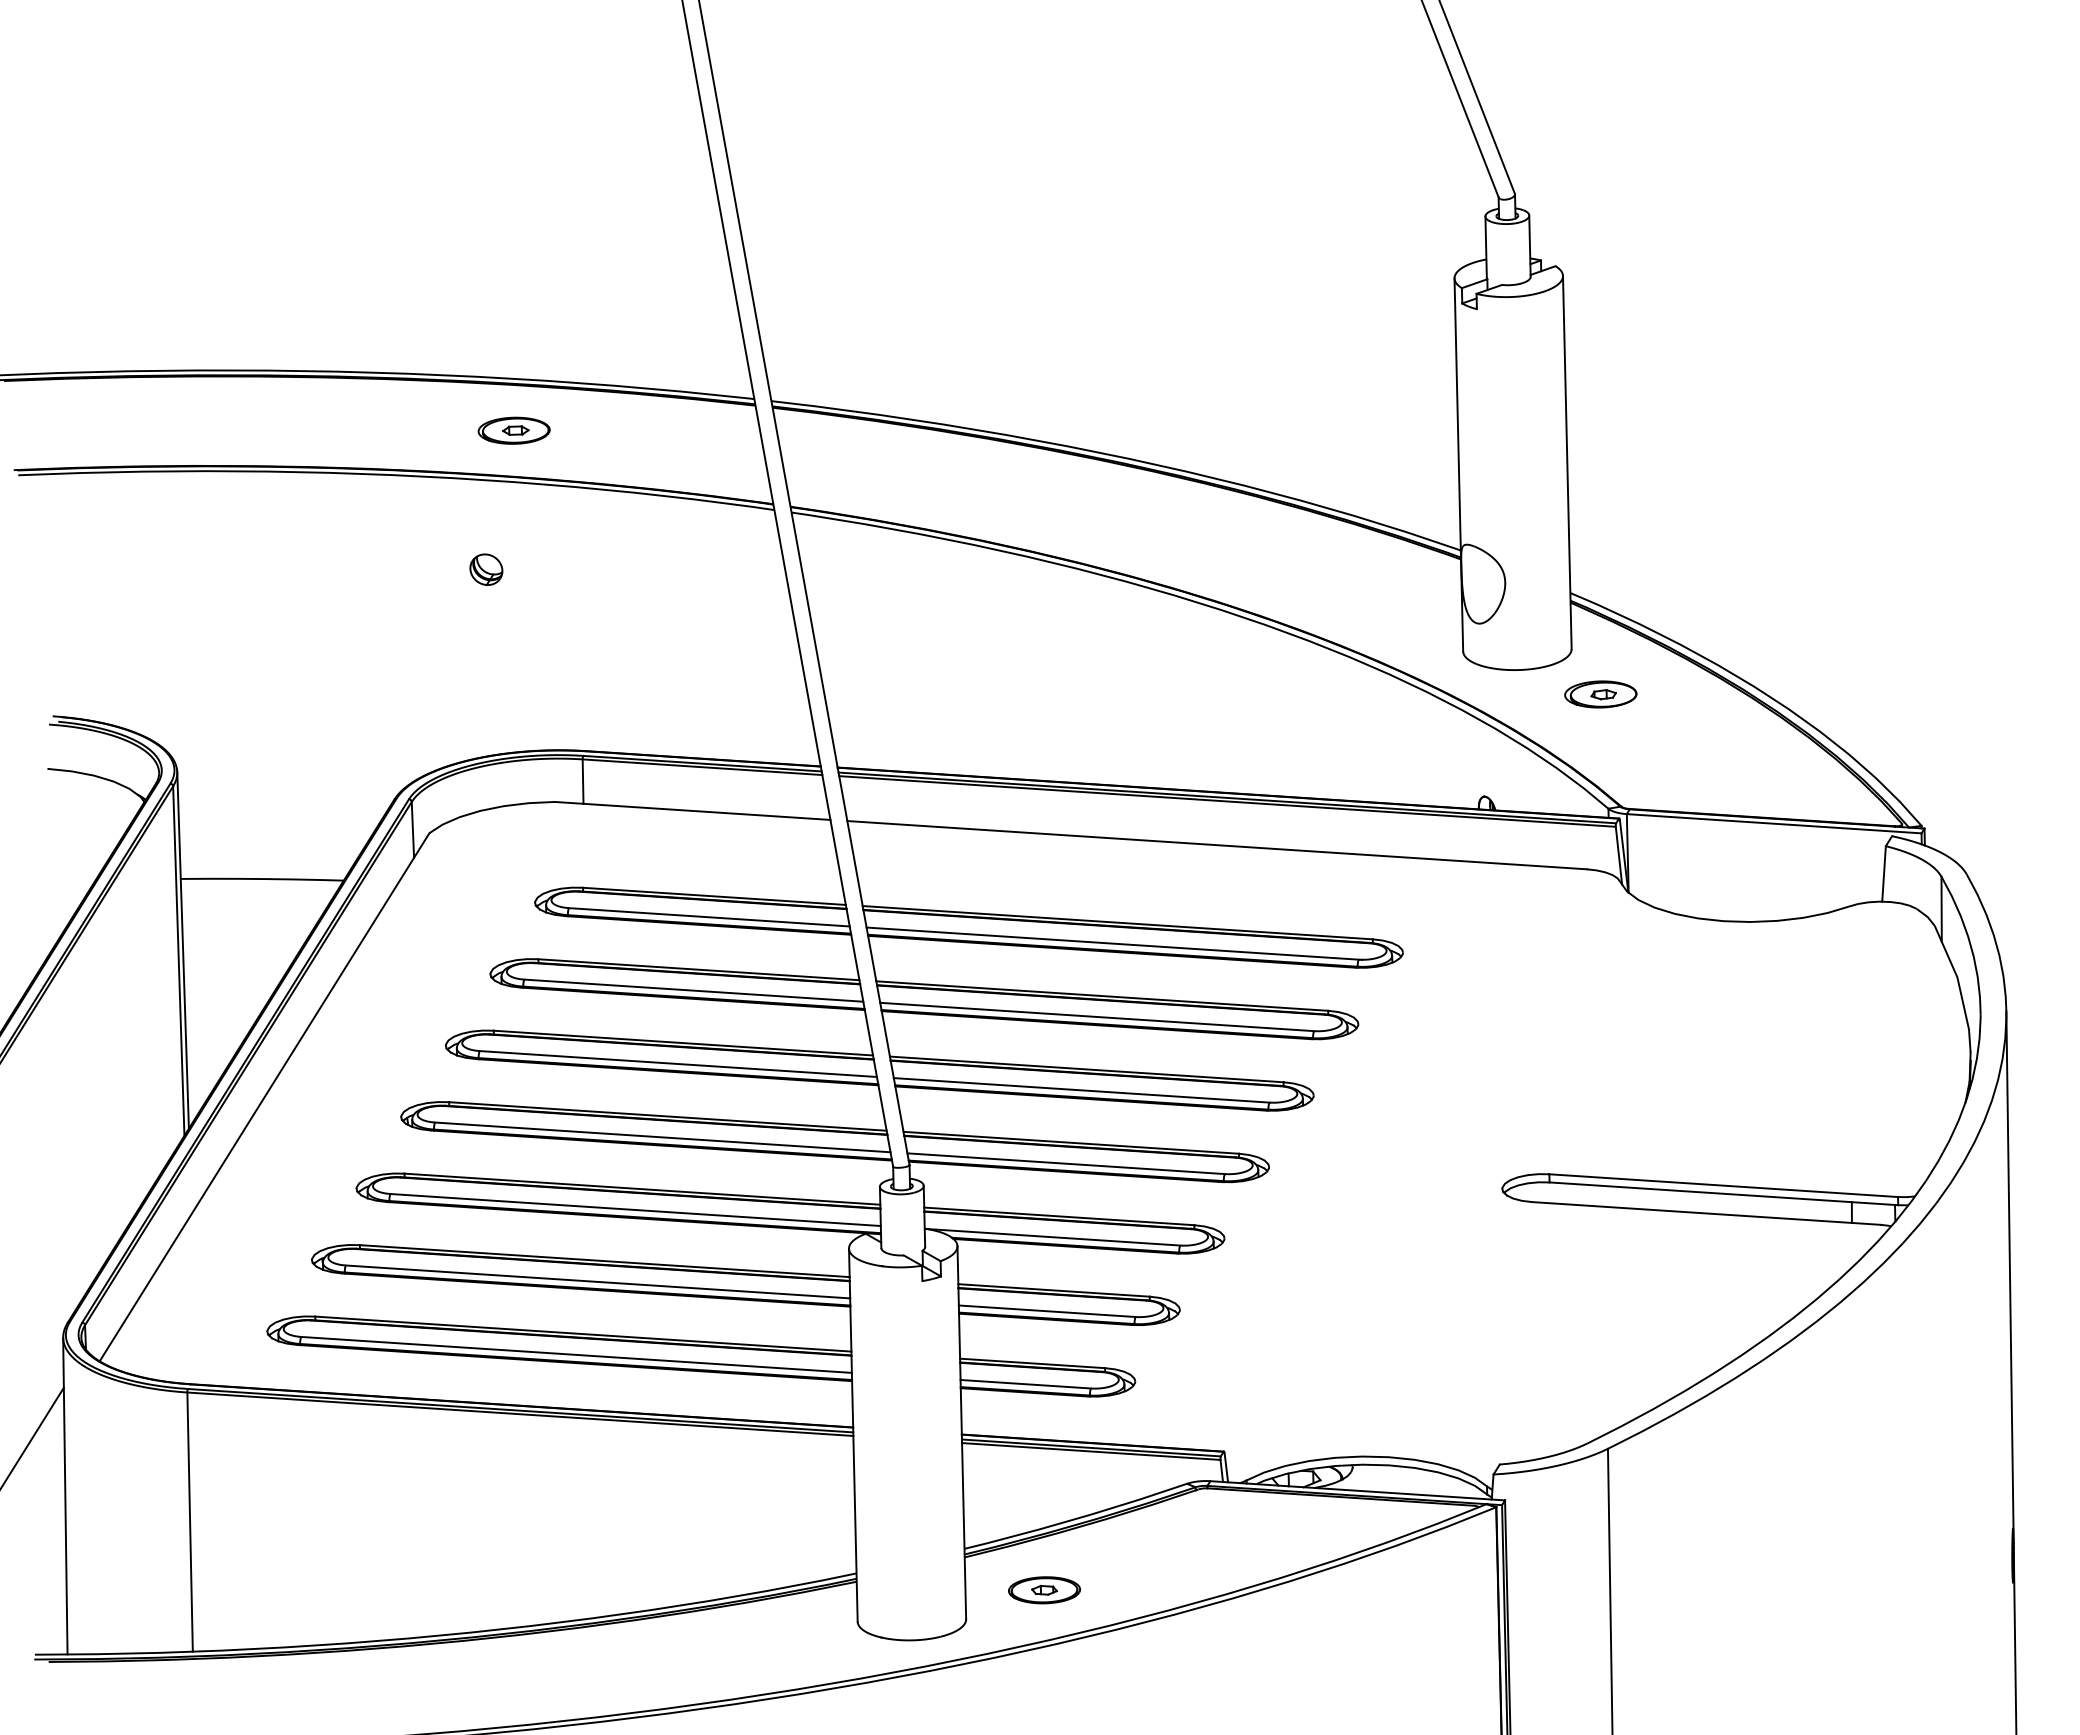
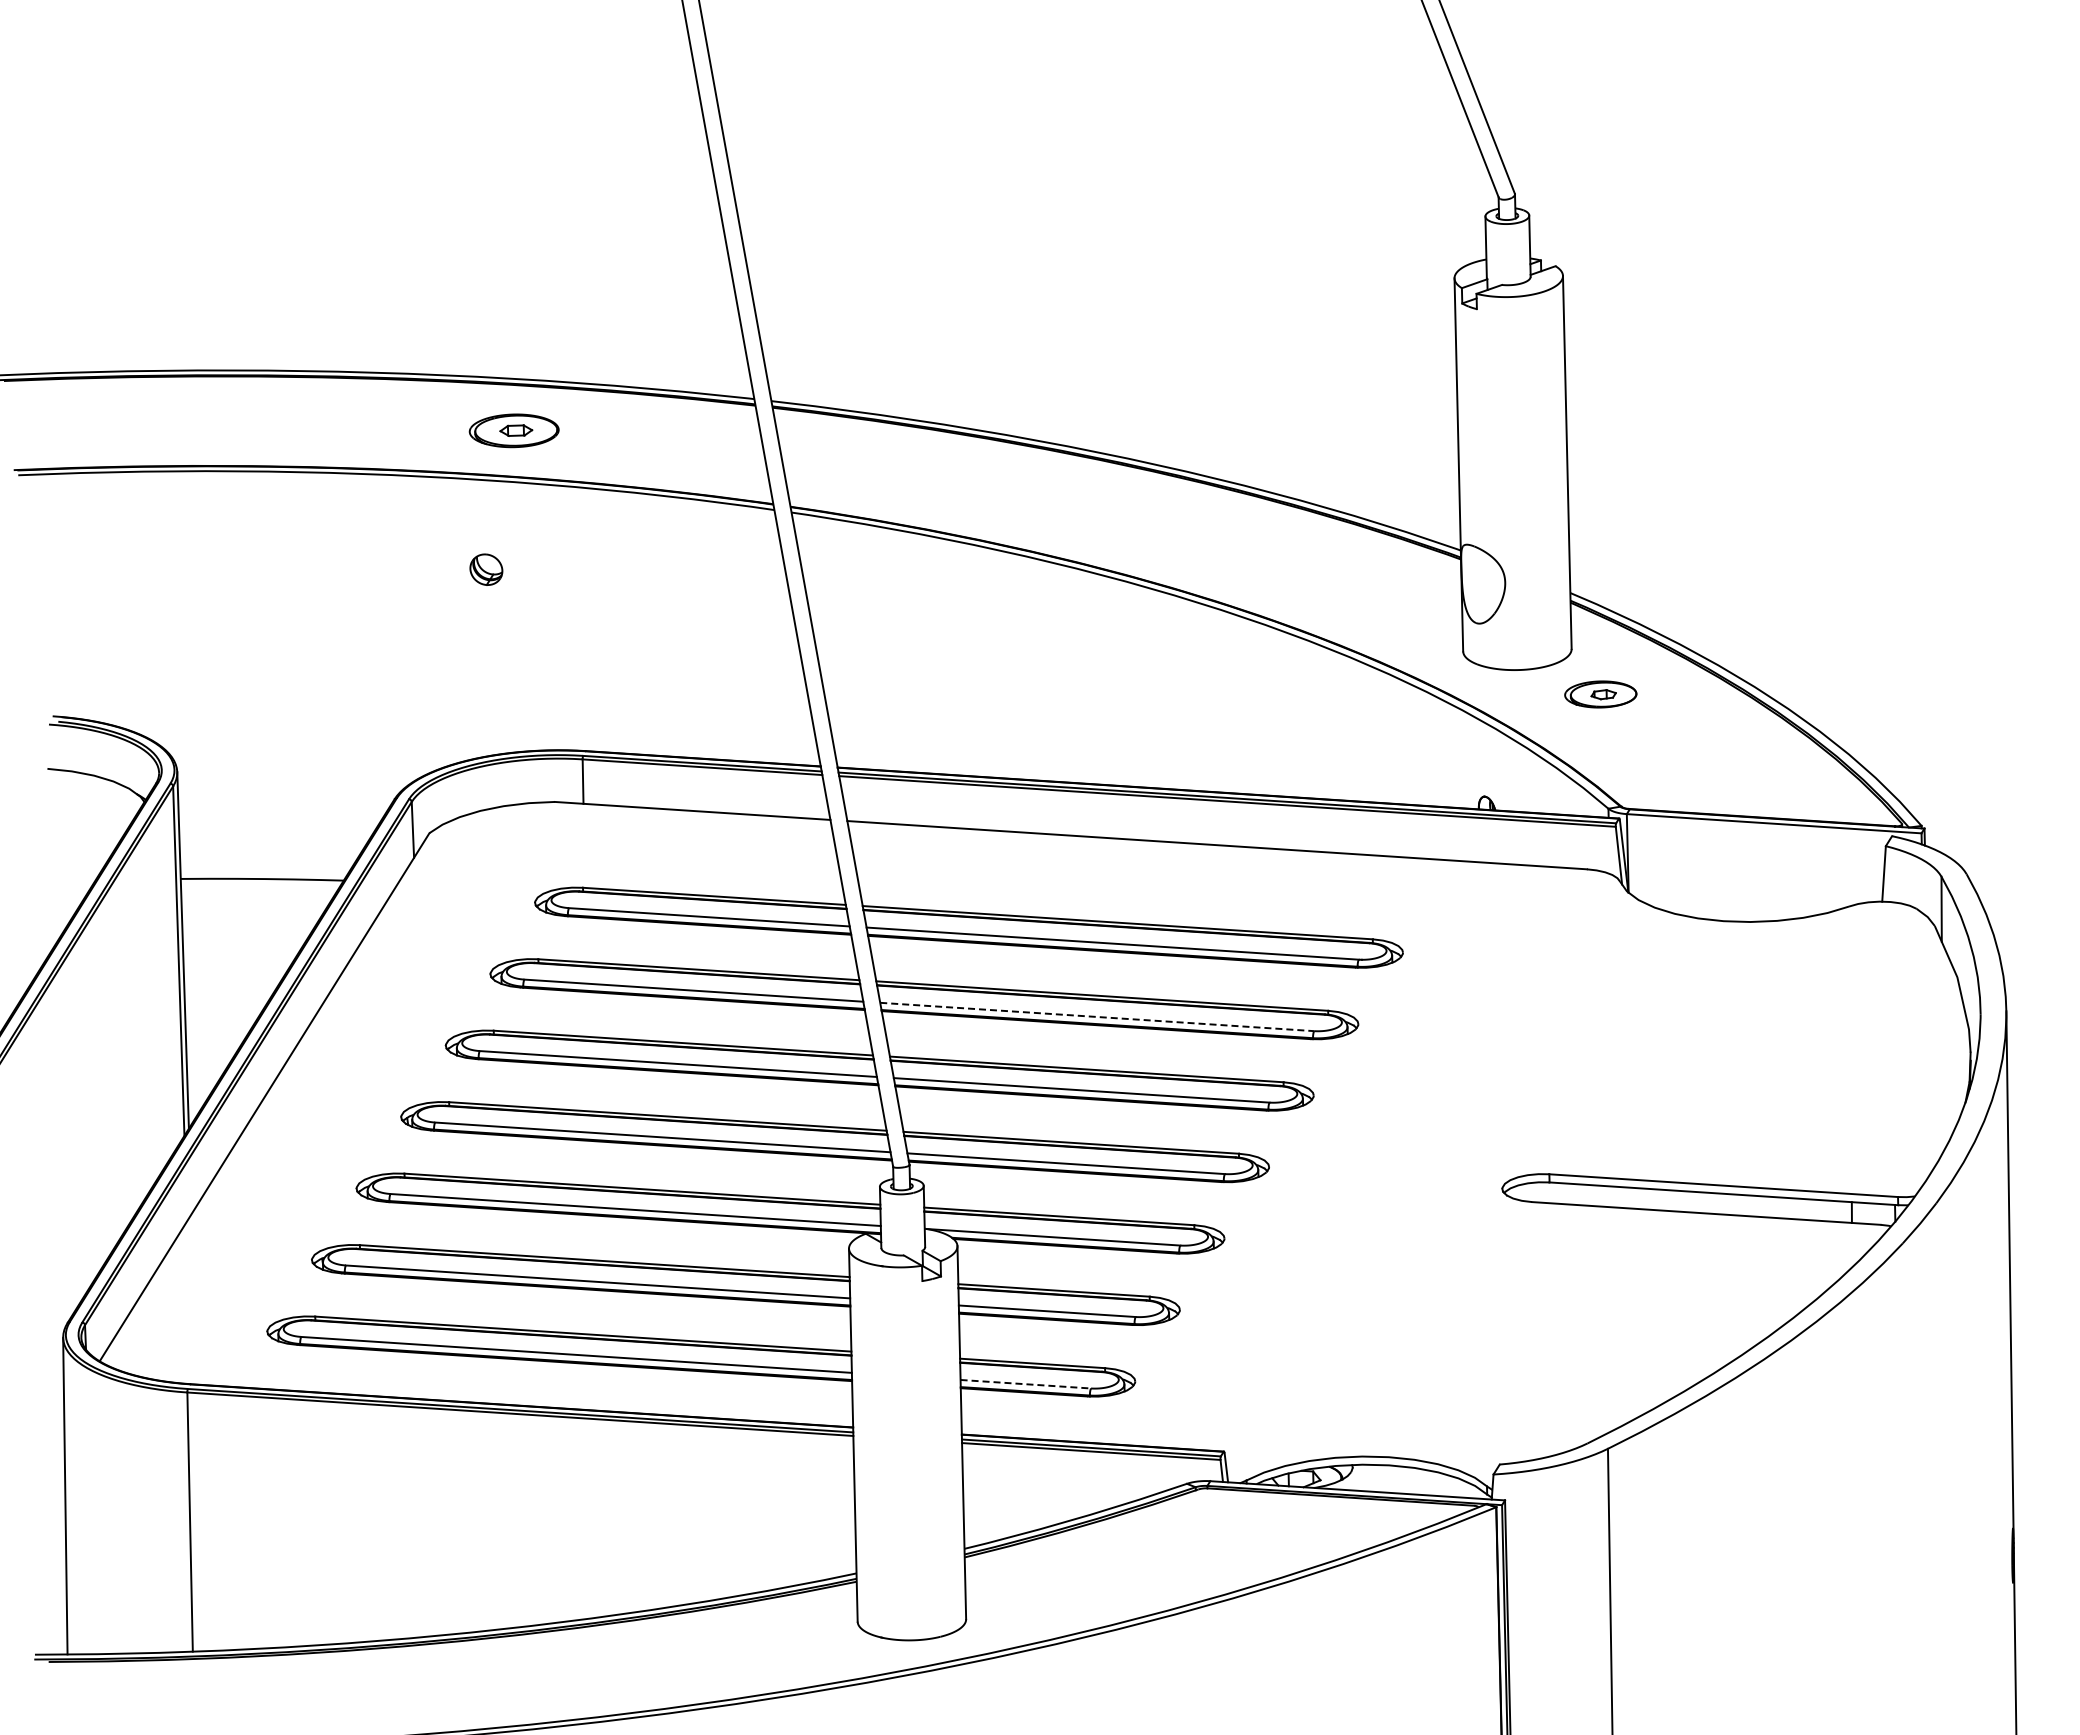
part size: 74x29 px -> 92x36 px (513, 430)
line: solid -> dashed (1097, 1017)
line: solid -> dashed (1026, 1384)
line: present -> none (32, 1436)
part: present -> none (1044, 1590)
